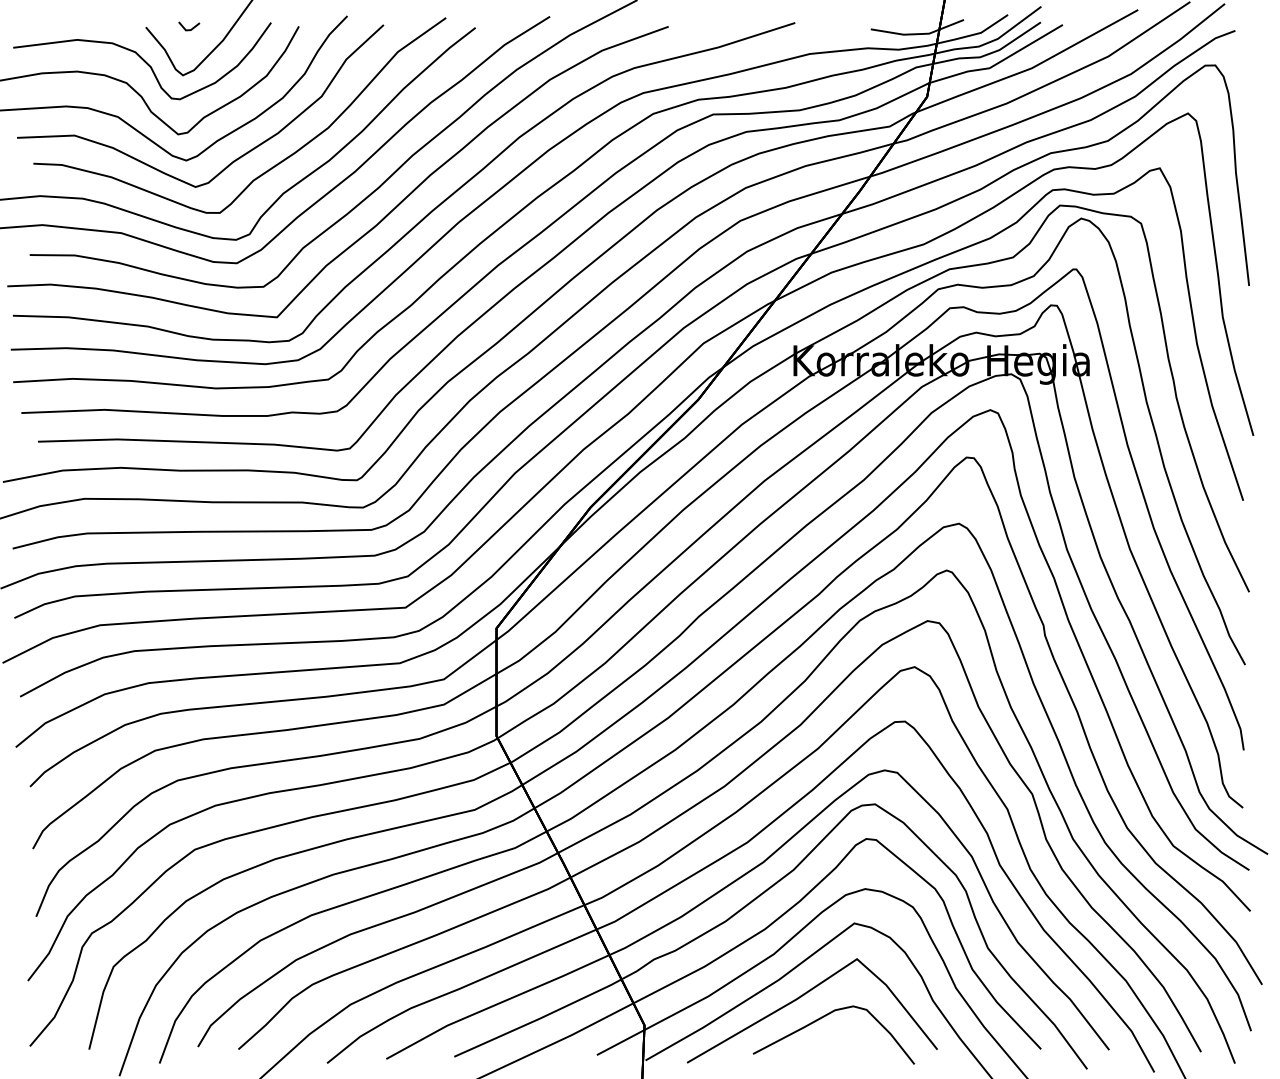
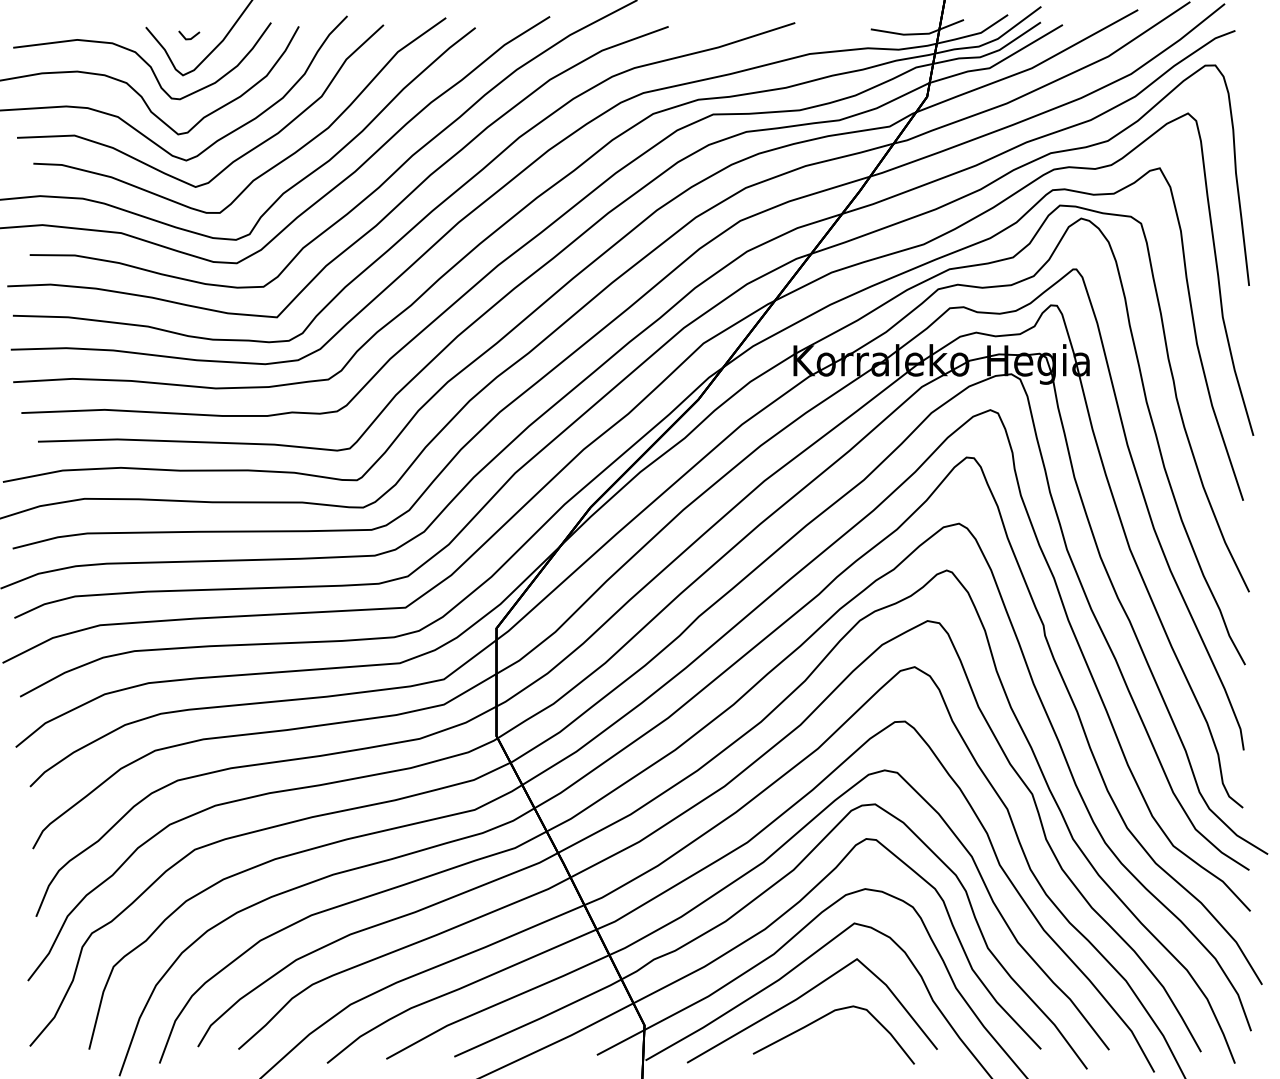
line position: (191, 28) -> (191, 37) (191, 37)
